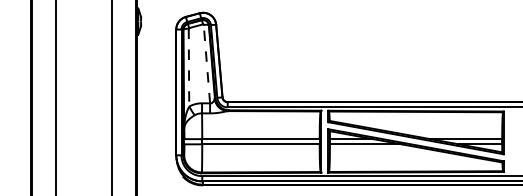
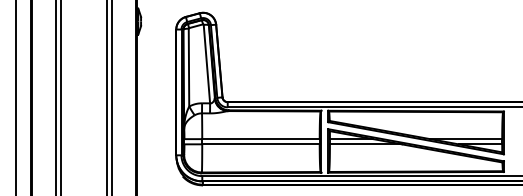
line: dashed -> solid (206, 63)
line: dashed -> solid (188, 67)
line: none -> present (15, 97)
line: none -> present (60, 97)
line: none -> present (107, 97)
